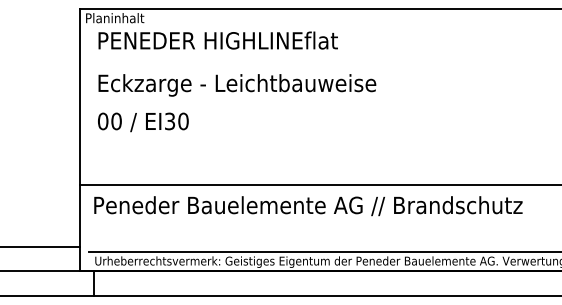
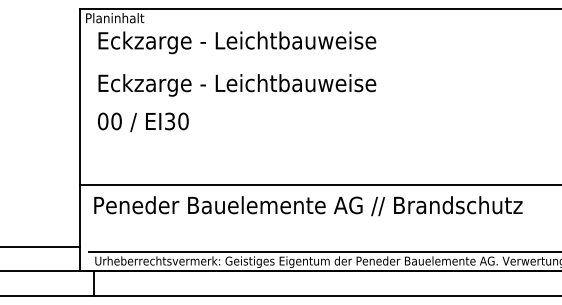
text: PENEDER HIGHLINEflat -> Eckzarge - Leichtbauweise (238, 42)
